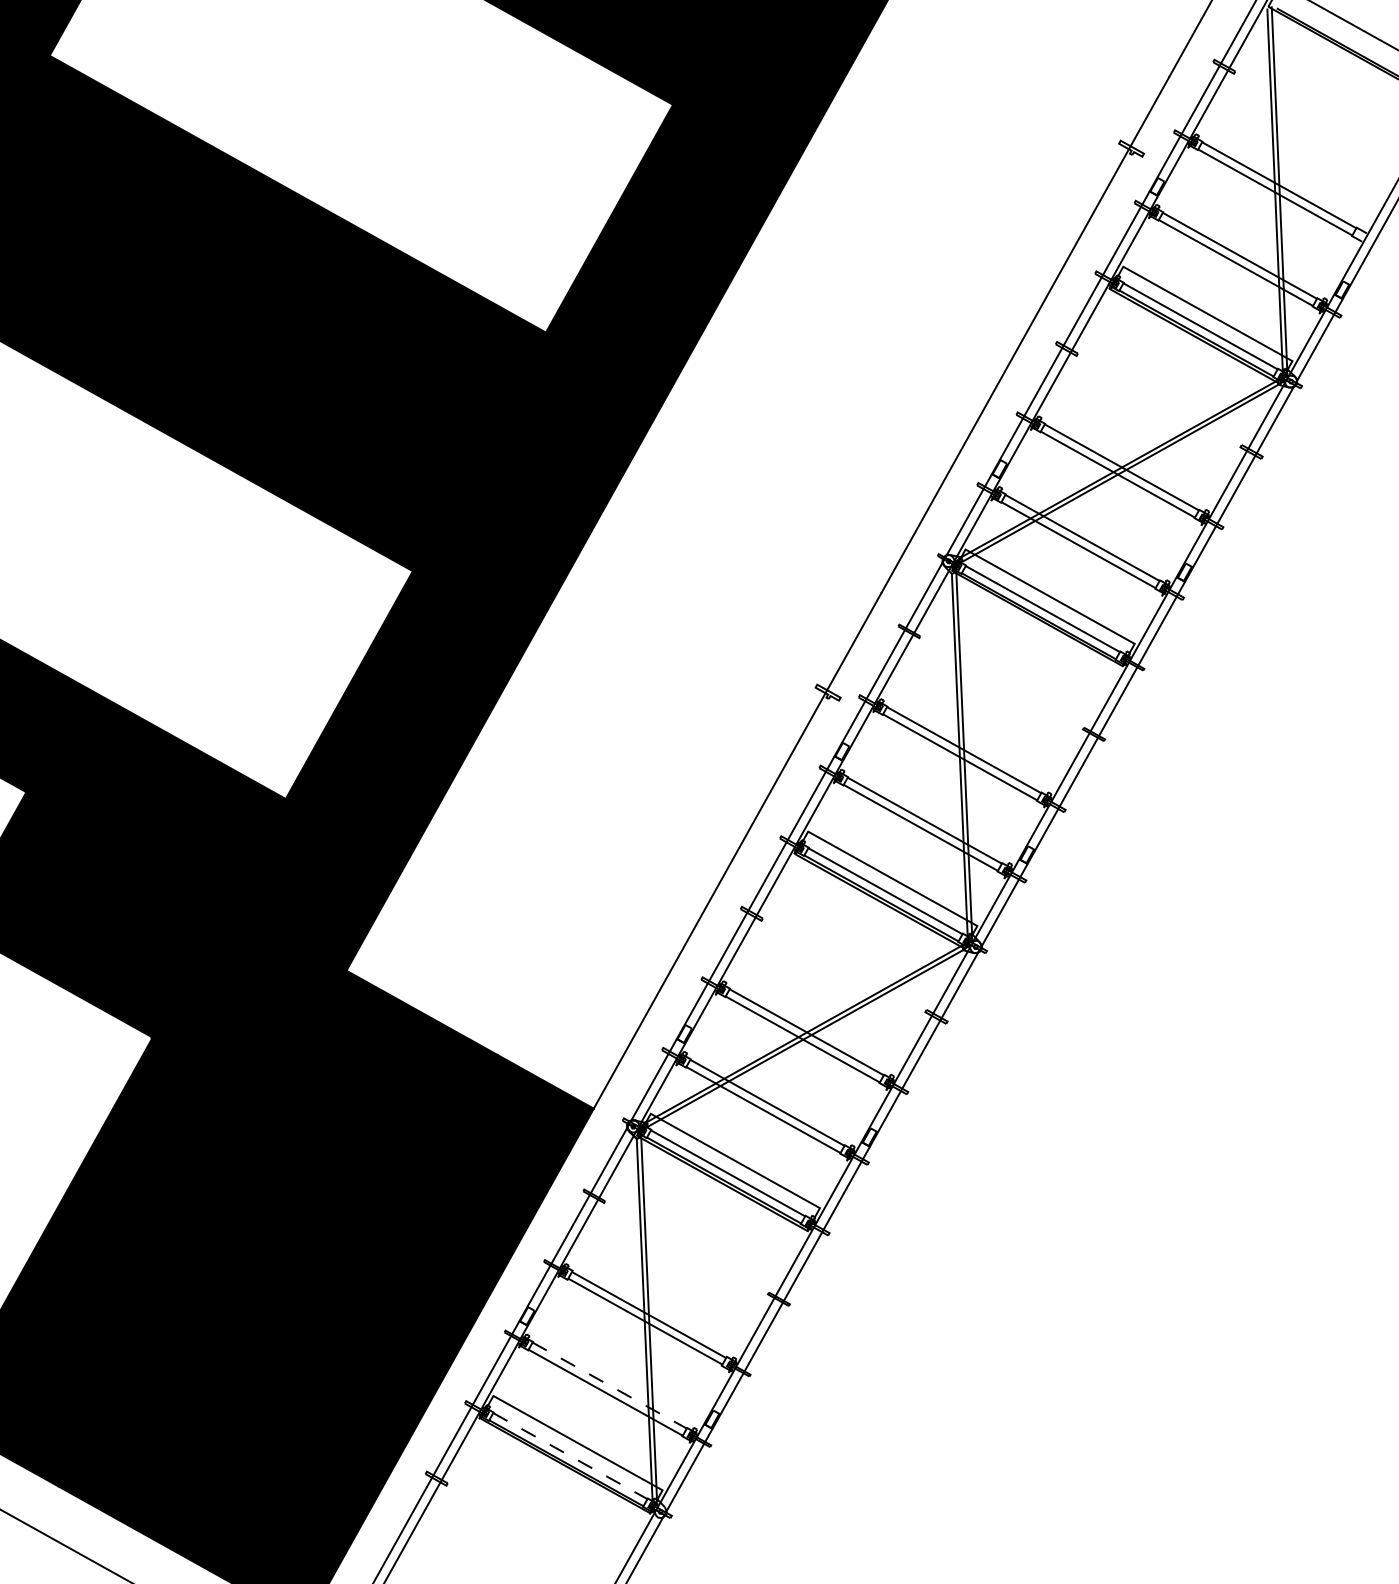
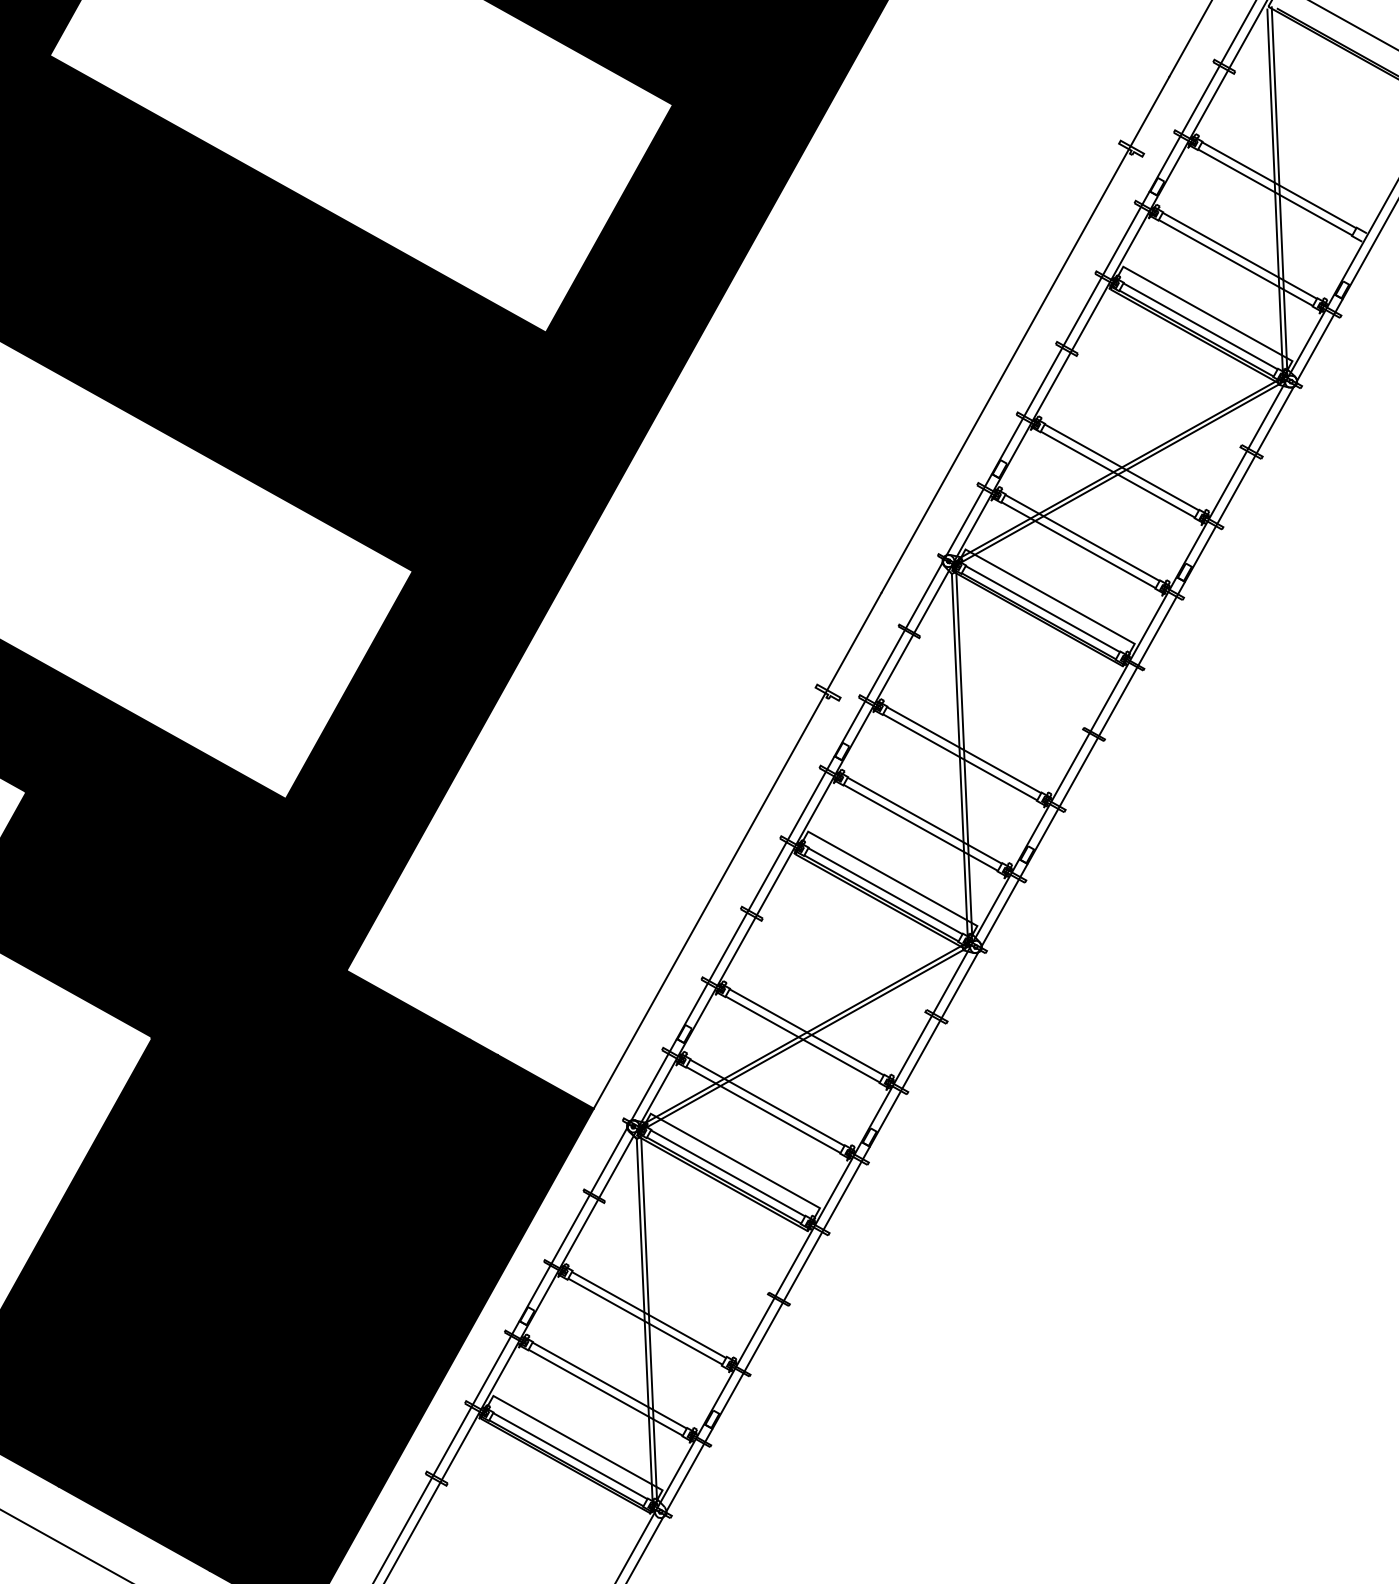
line: dashed -> solid (610, 1385)
line: dashed -> solid (570, 1456)
